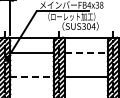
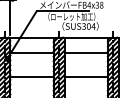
line: dashed -> solid (86, 52)
line: dashed -> solid (32, 76)
